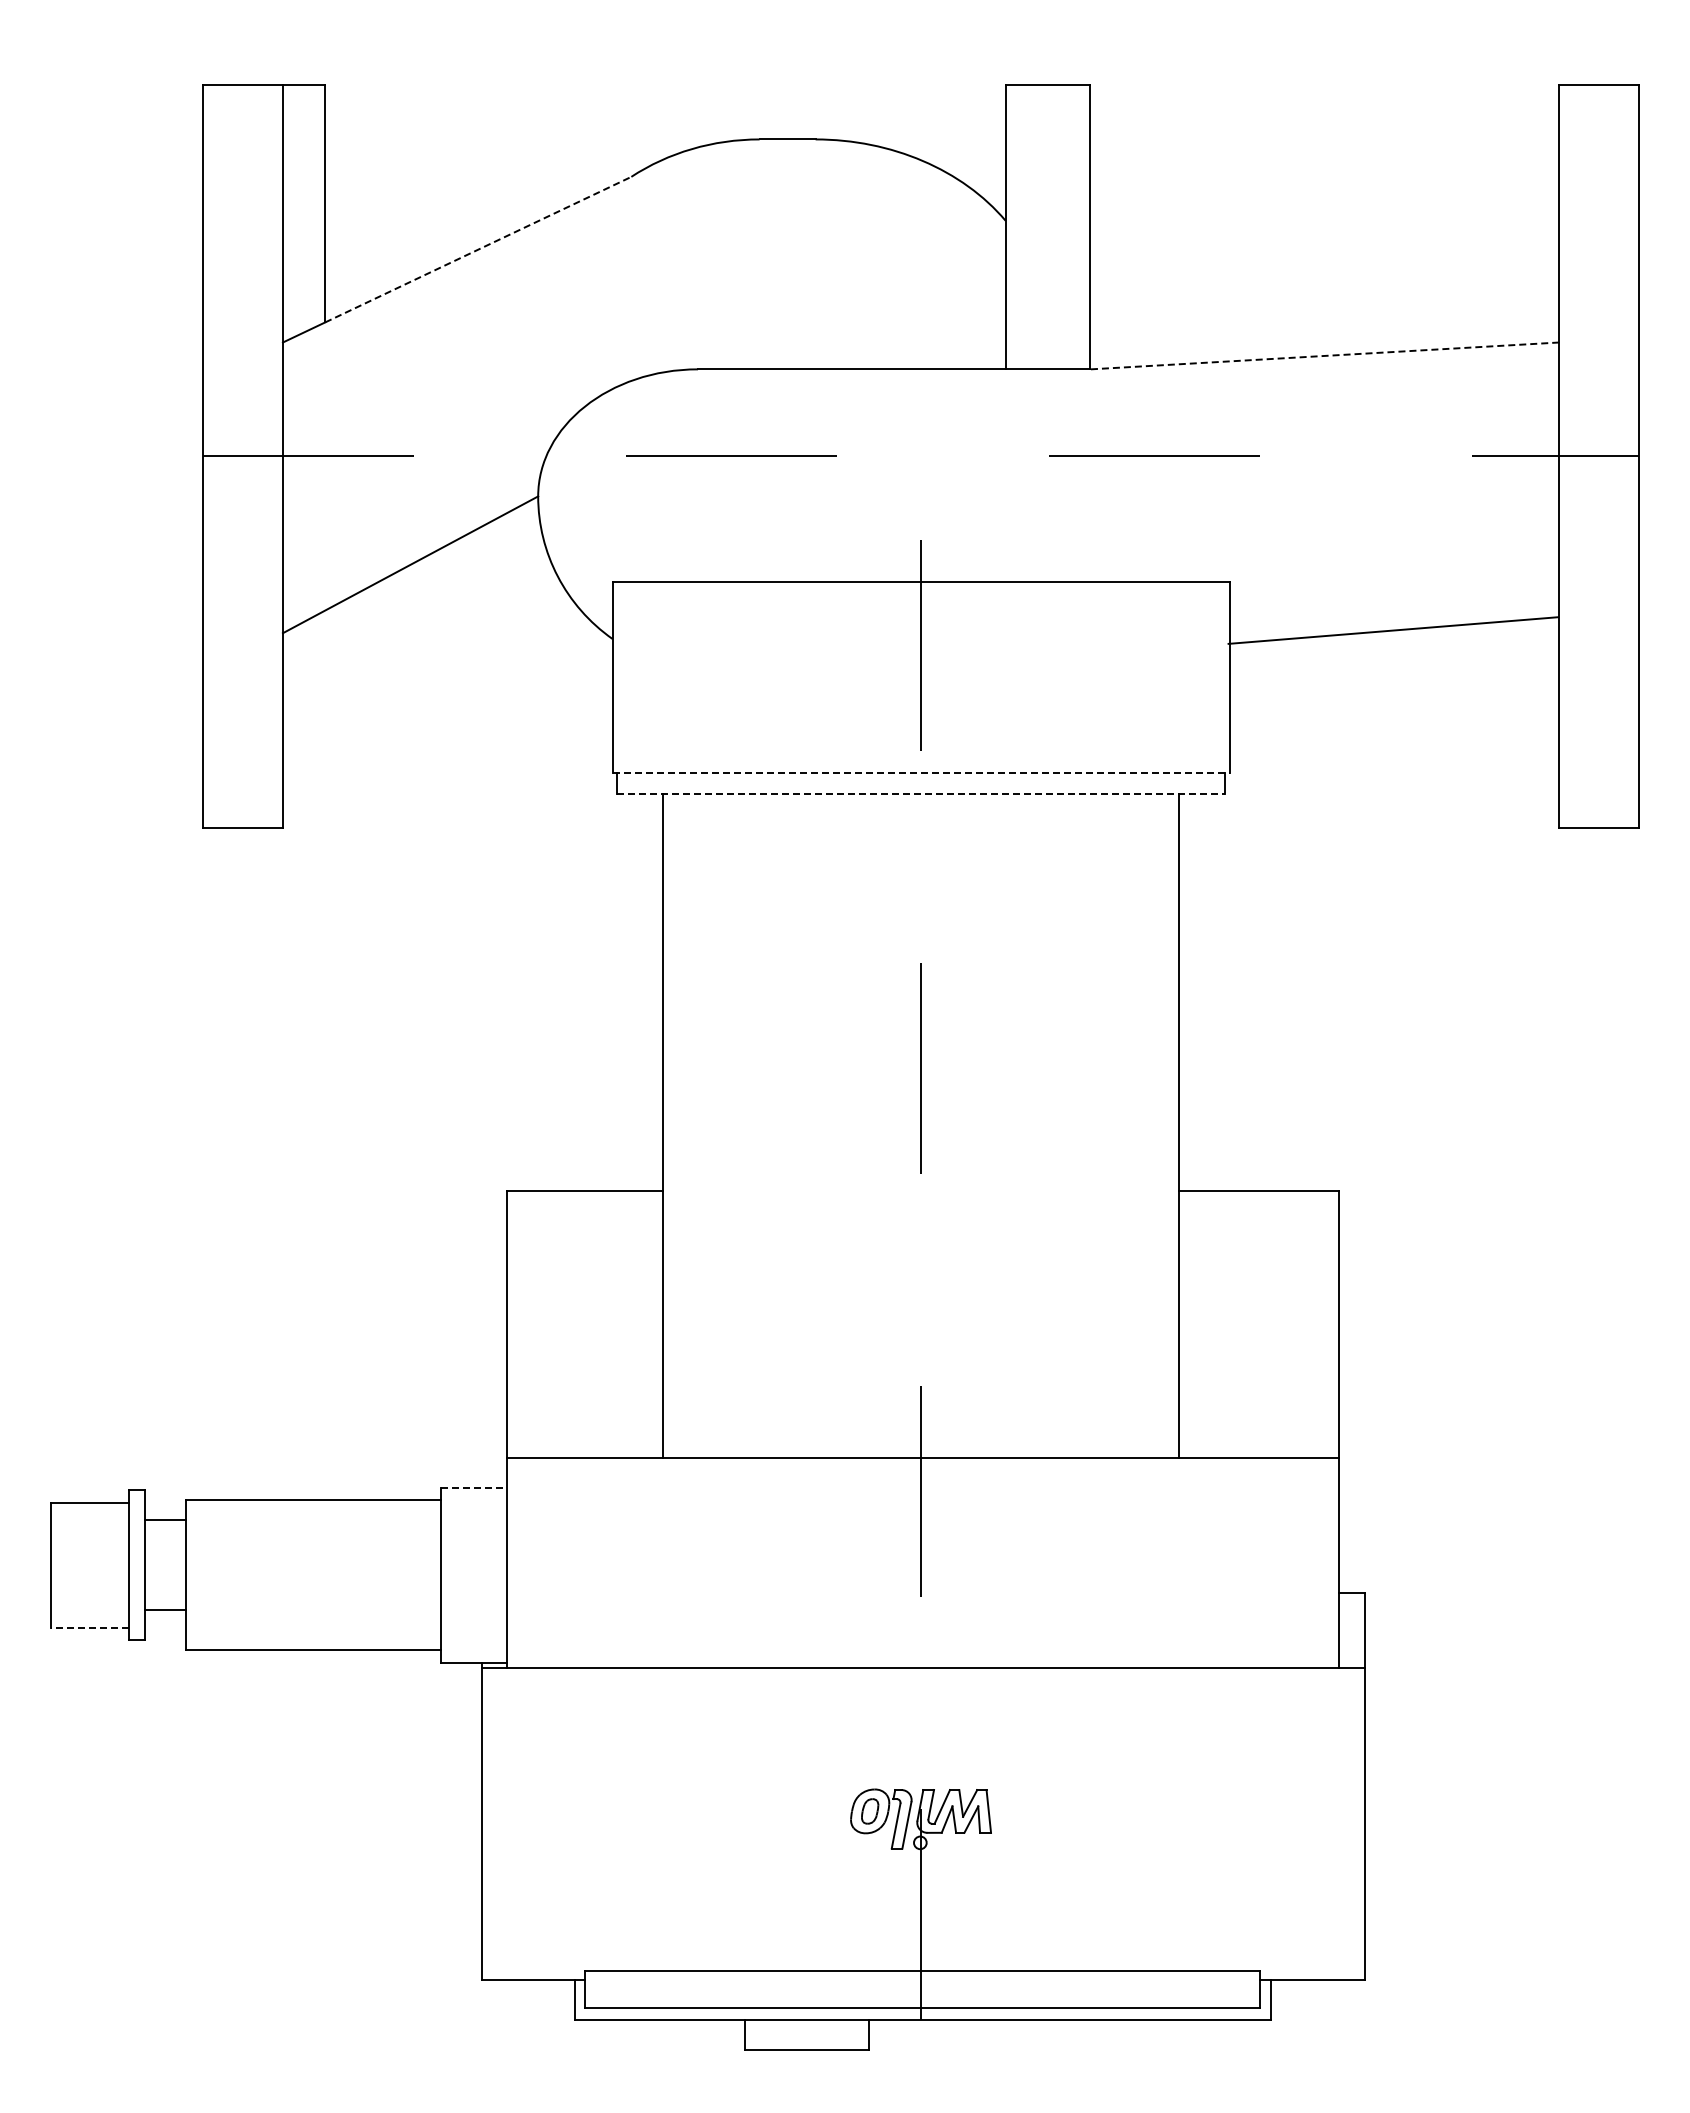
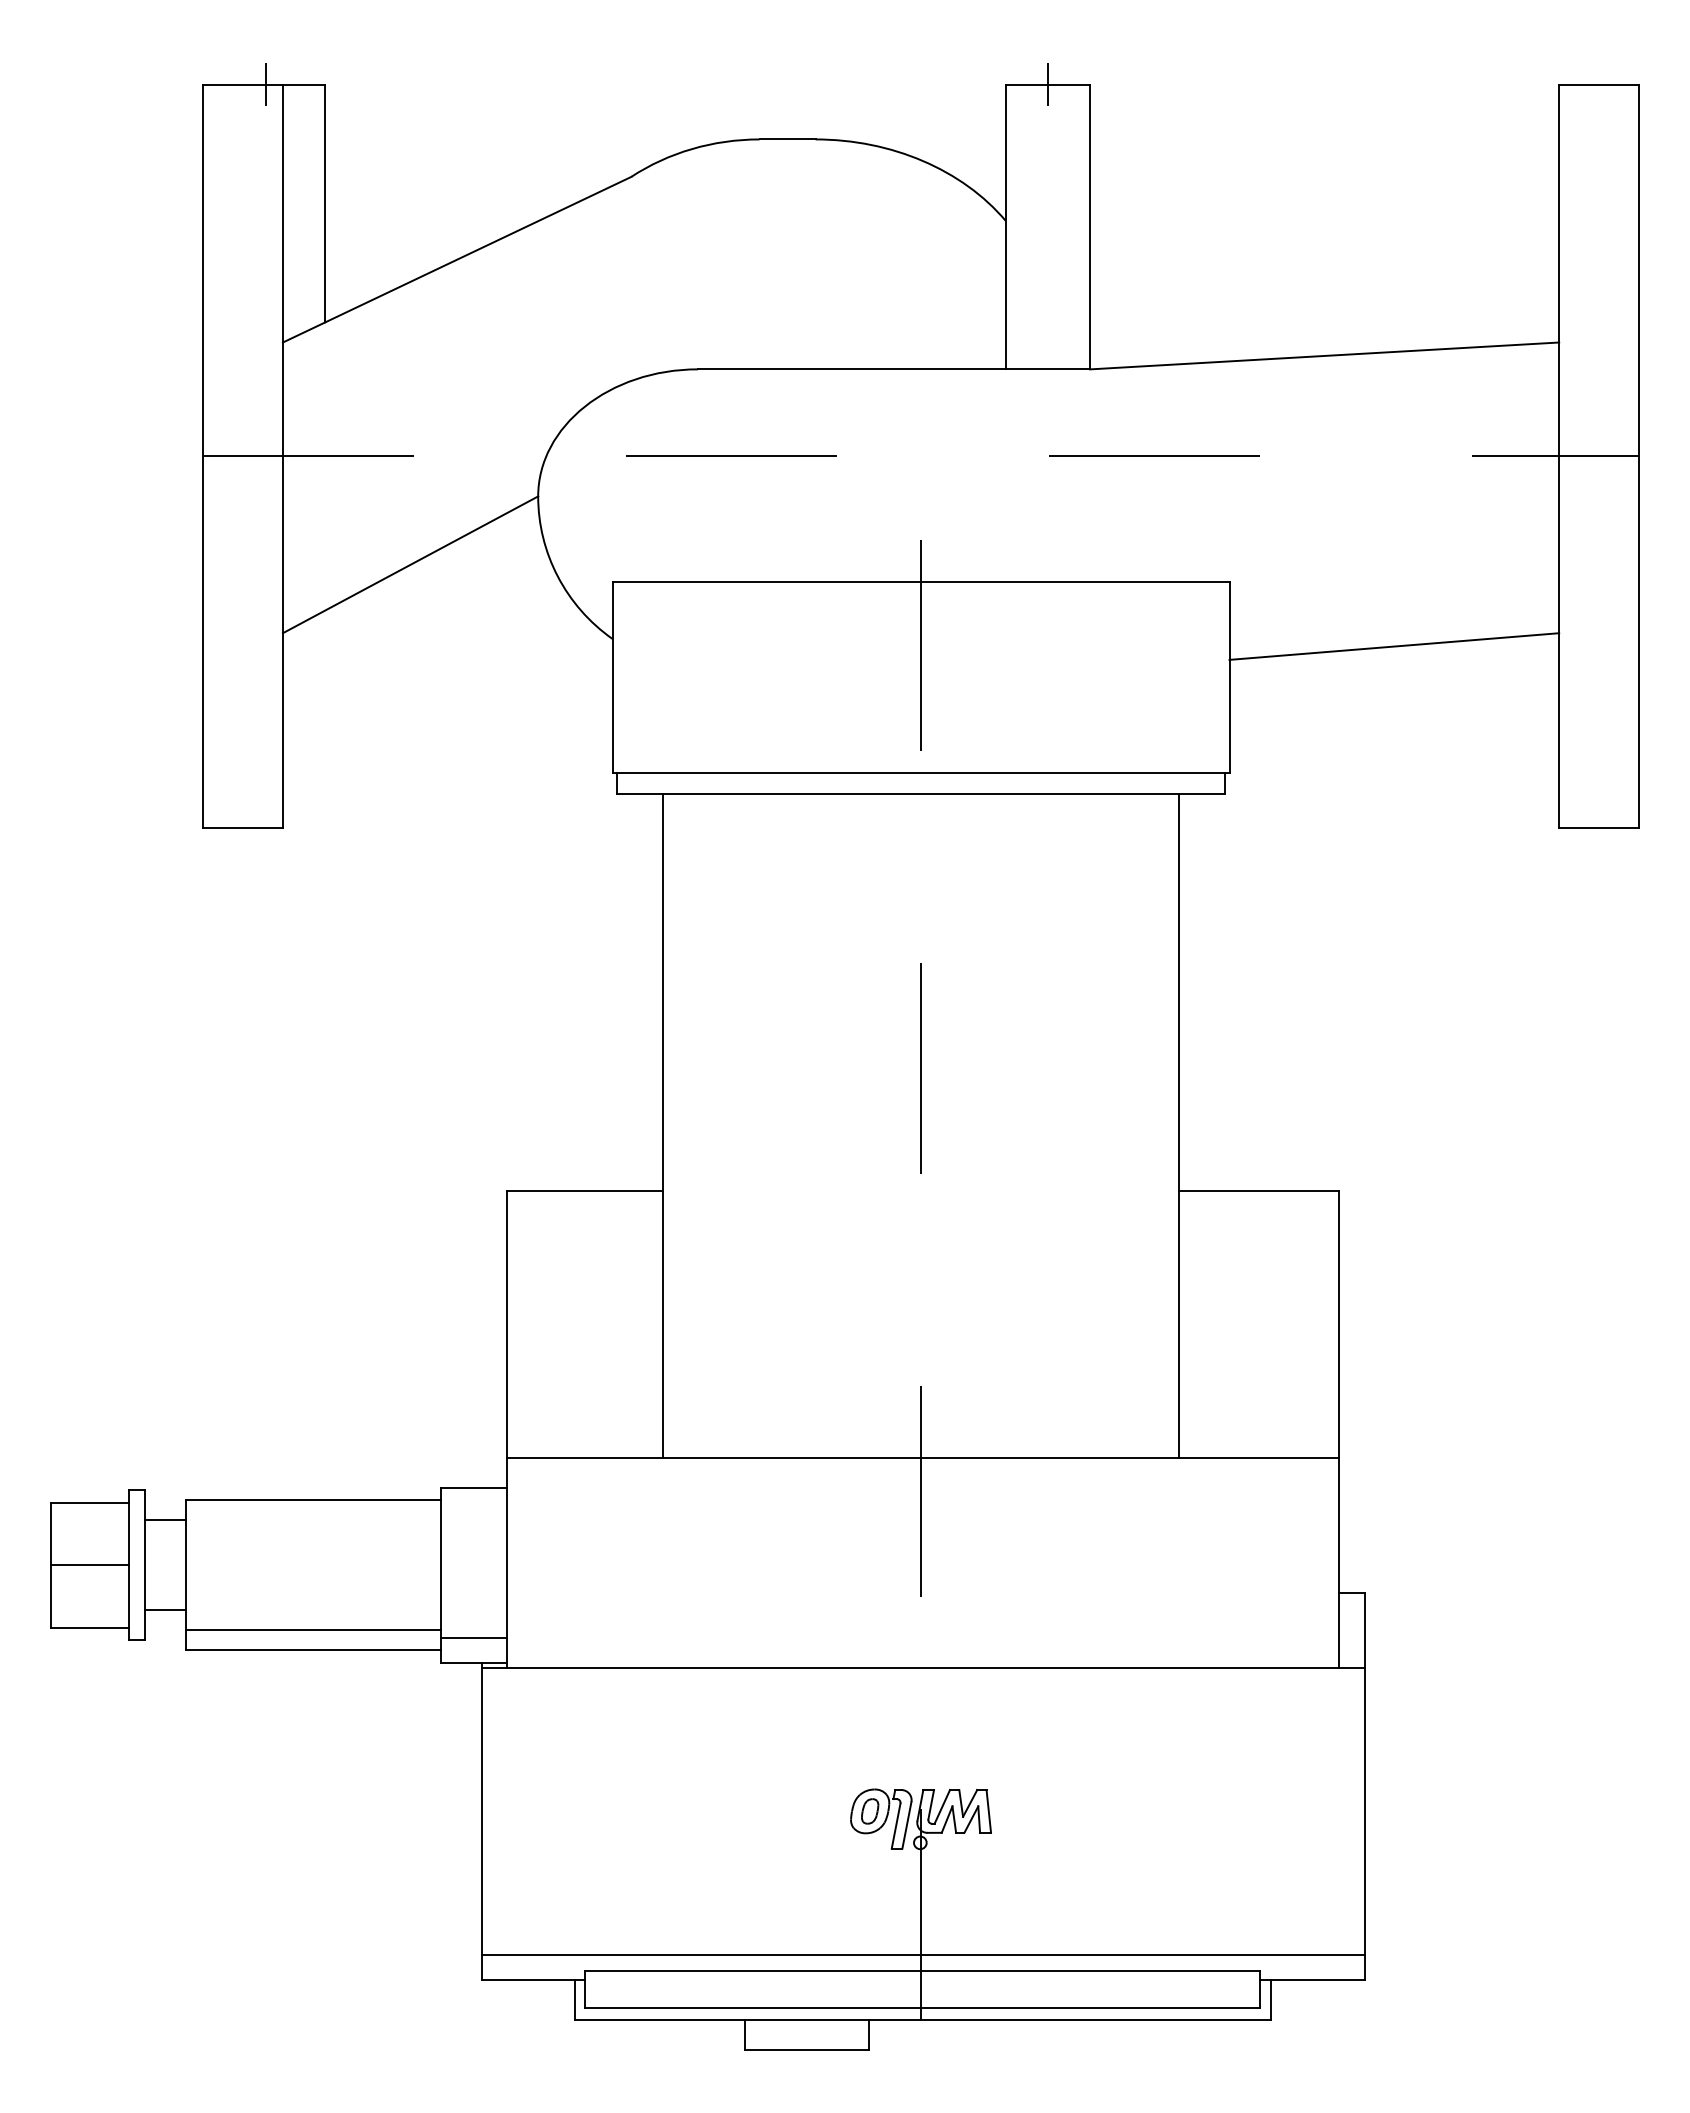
line: none -> present (266, 84)
line: none -> present (1047, 84)
line: dashed -> solid (478, 249)
line: dashed -> solid (1324, 355)
line position: (1393, 630) -> (1394, 646) (1394, 646)
line: dashed -> solid (921, 773)
line: dashed -> solid (921, 794)
line: dashed -> solid (474, 1487)
line: none -> present (89, 1565)
line: dashed -> solid (89, 1627)
line: none -> present (312, 1629)
line: none -> present (473, 1637)
line: none -> present (922, 1955)
